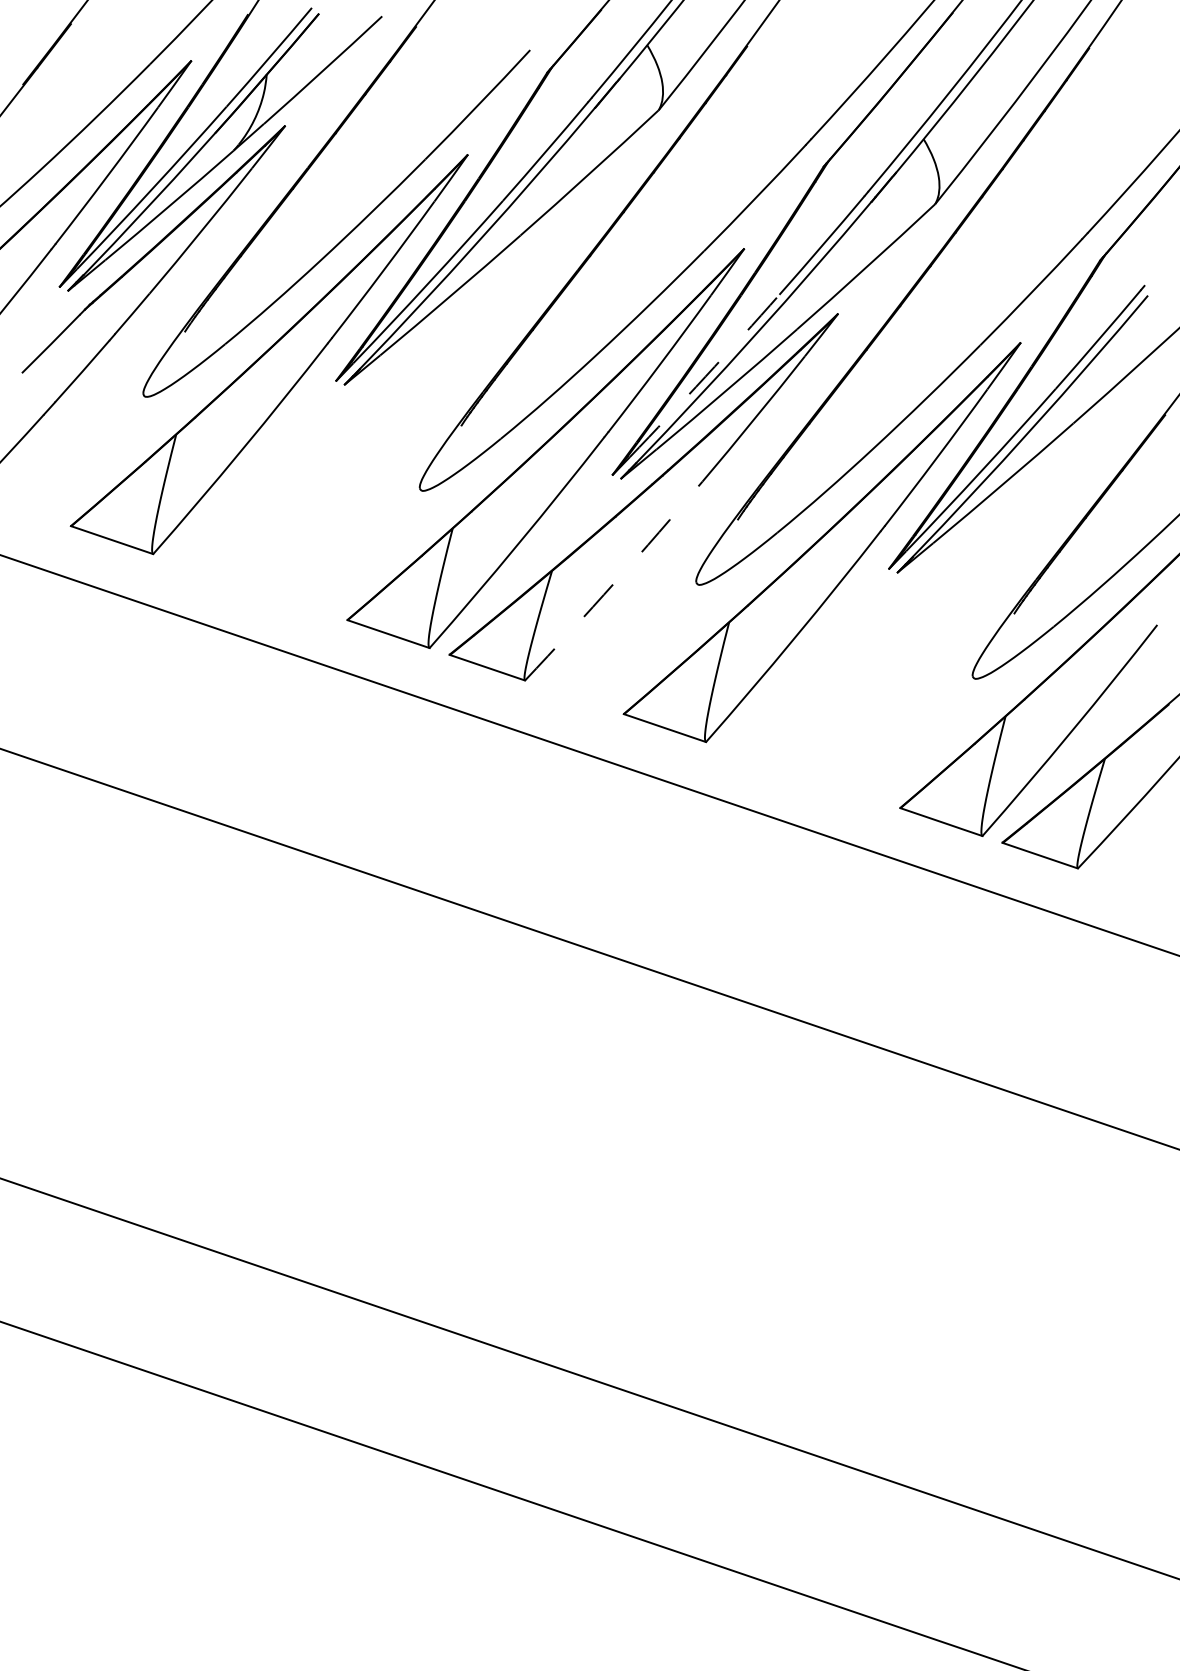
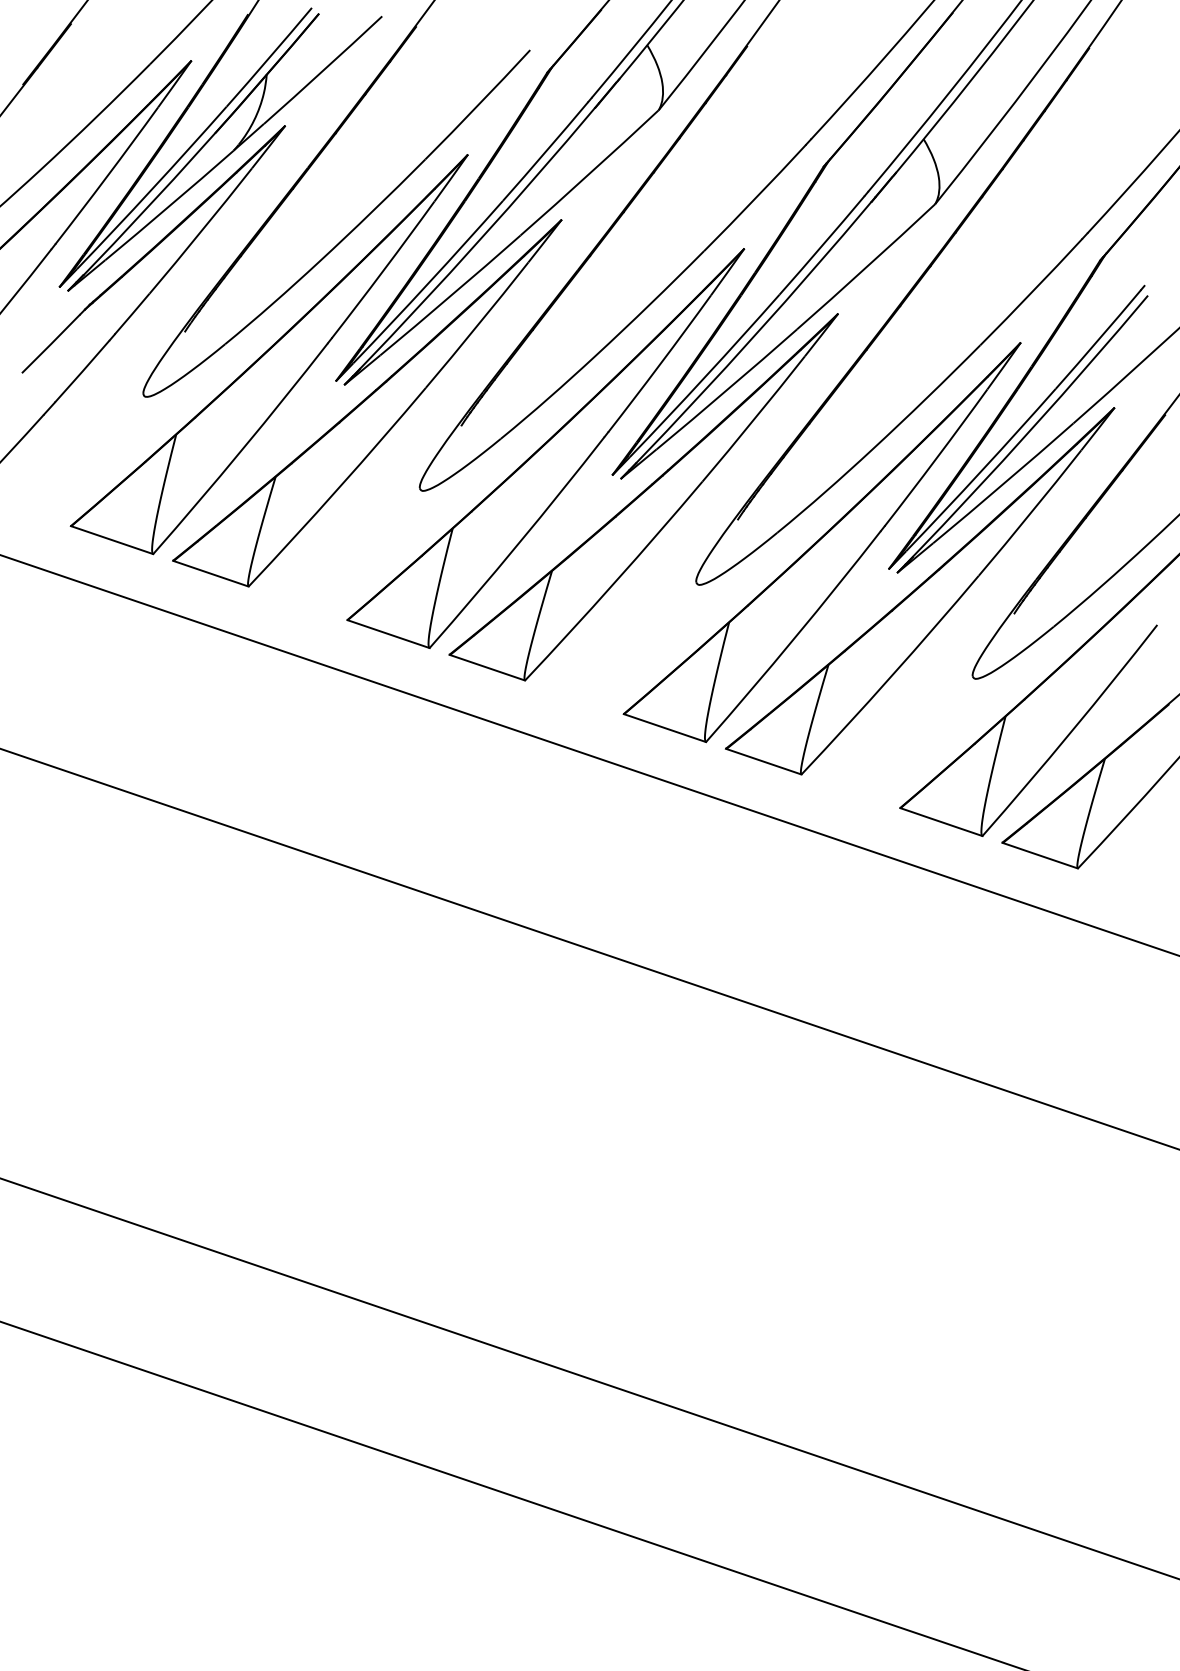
arc: dashed -> solid (705, 376)
part: none -> present (367, 403)
arc: dashed -> solid (615, 582)
part: none -> present (920, 591)
